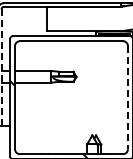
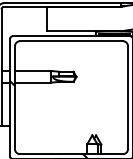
line: dashed -> solid (1, 67)
line: dashed -> solid (127, 97)
